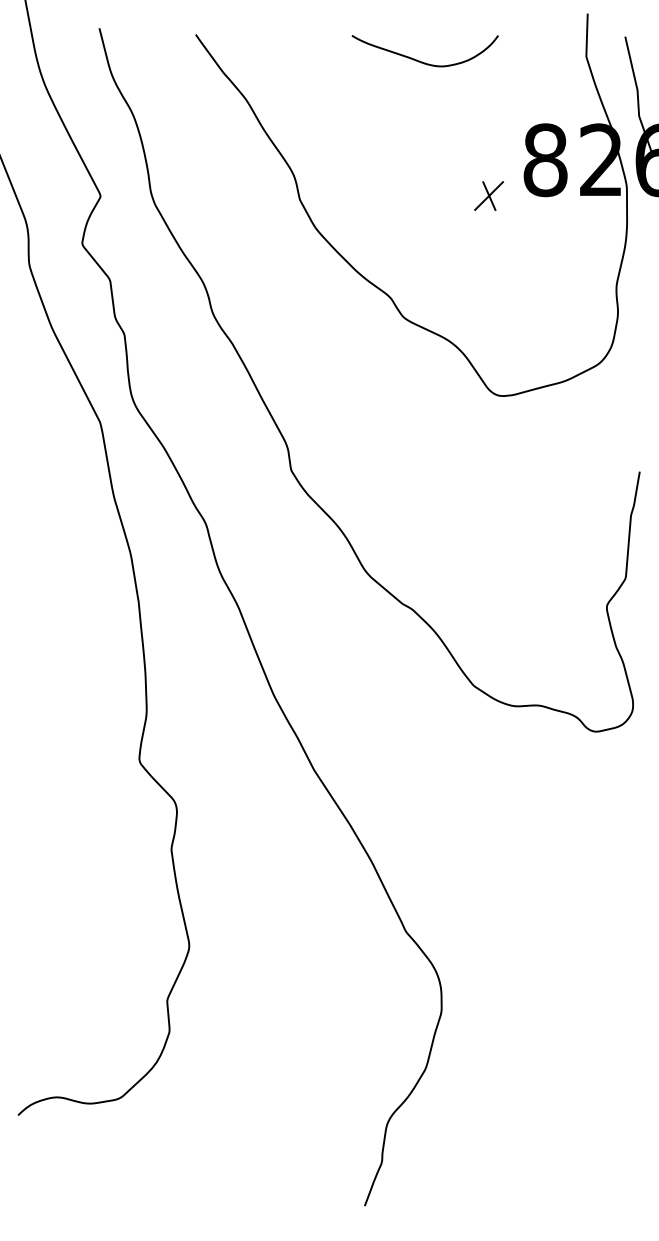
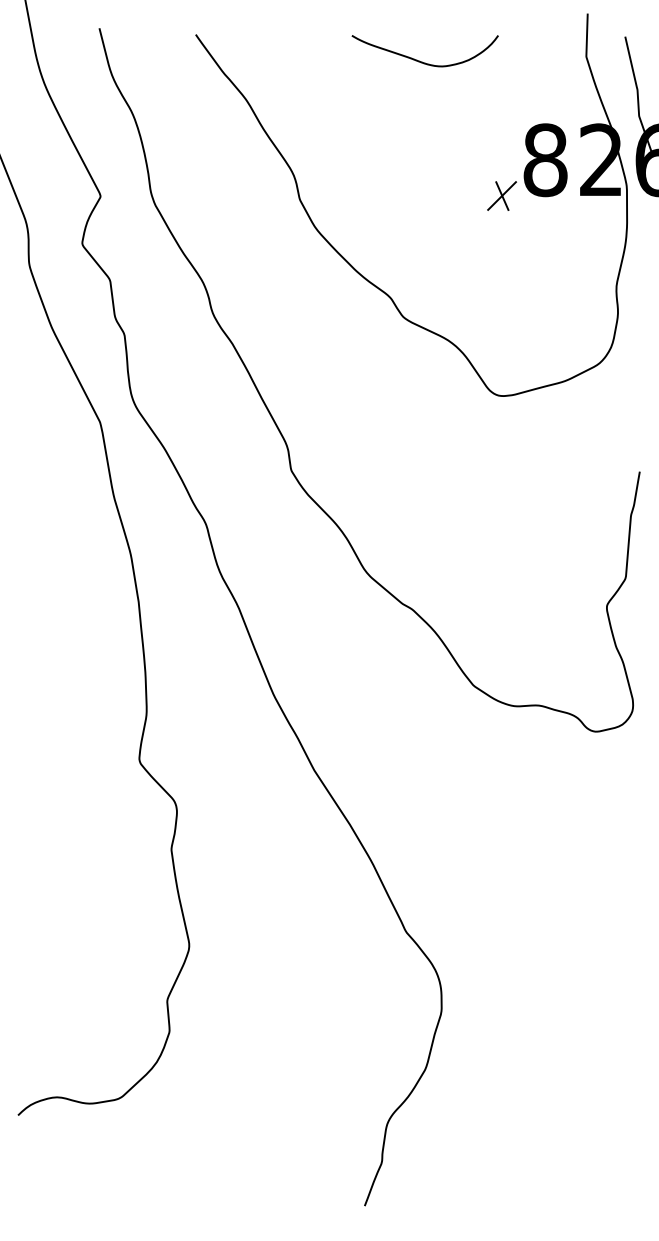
part position: (488, 195) -> (501, 195) (501, 195)
